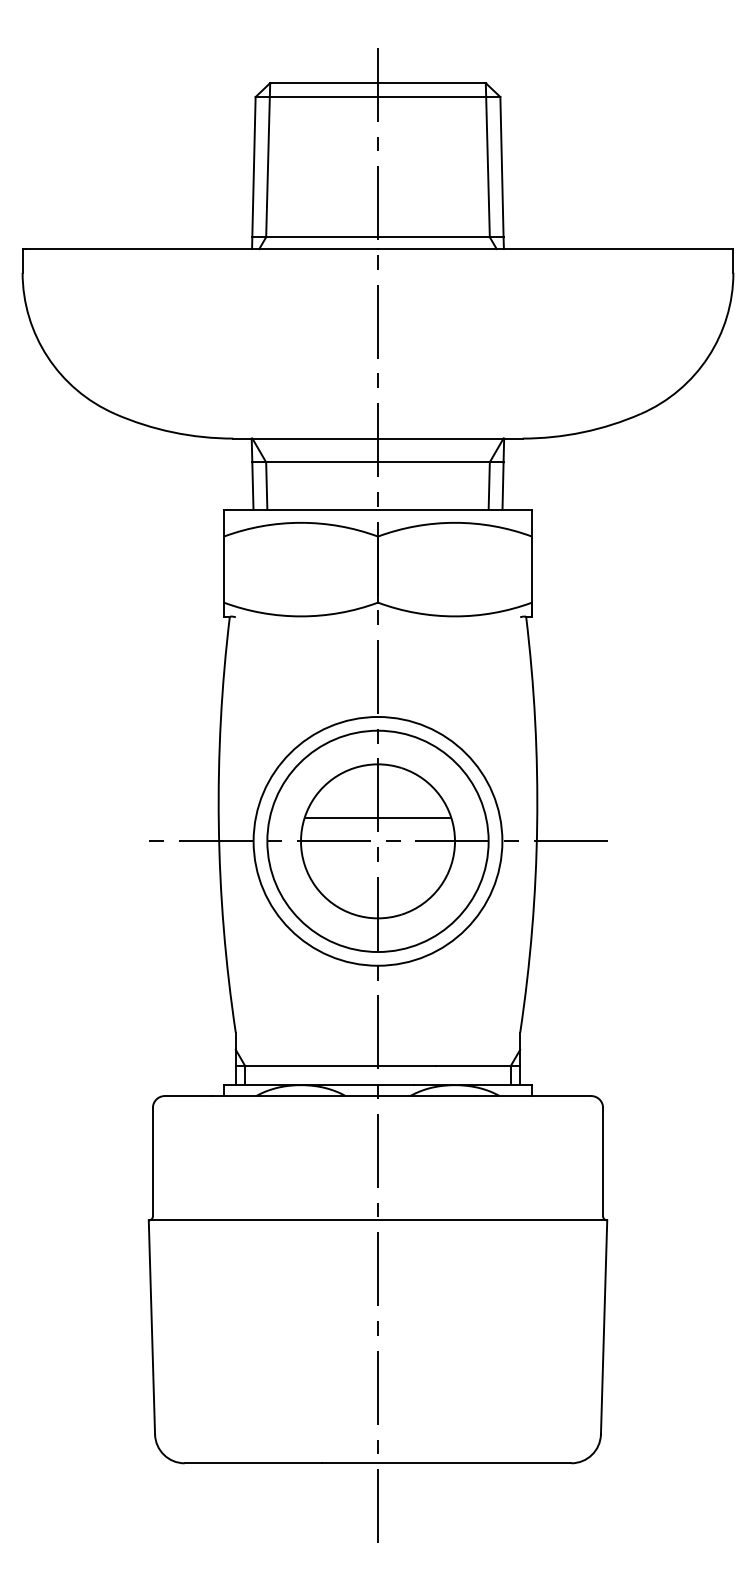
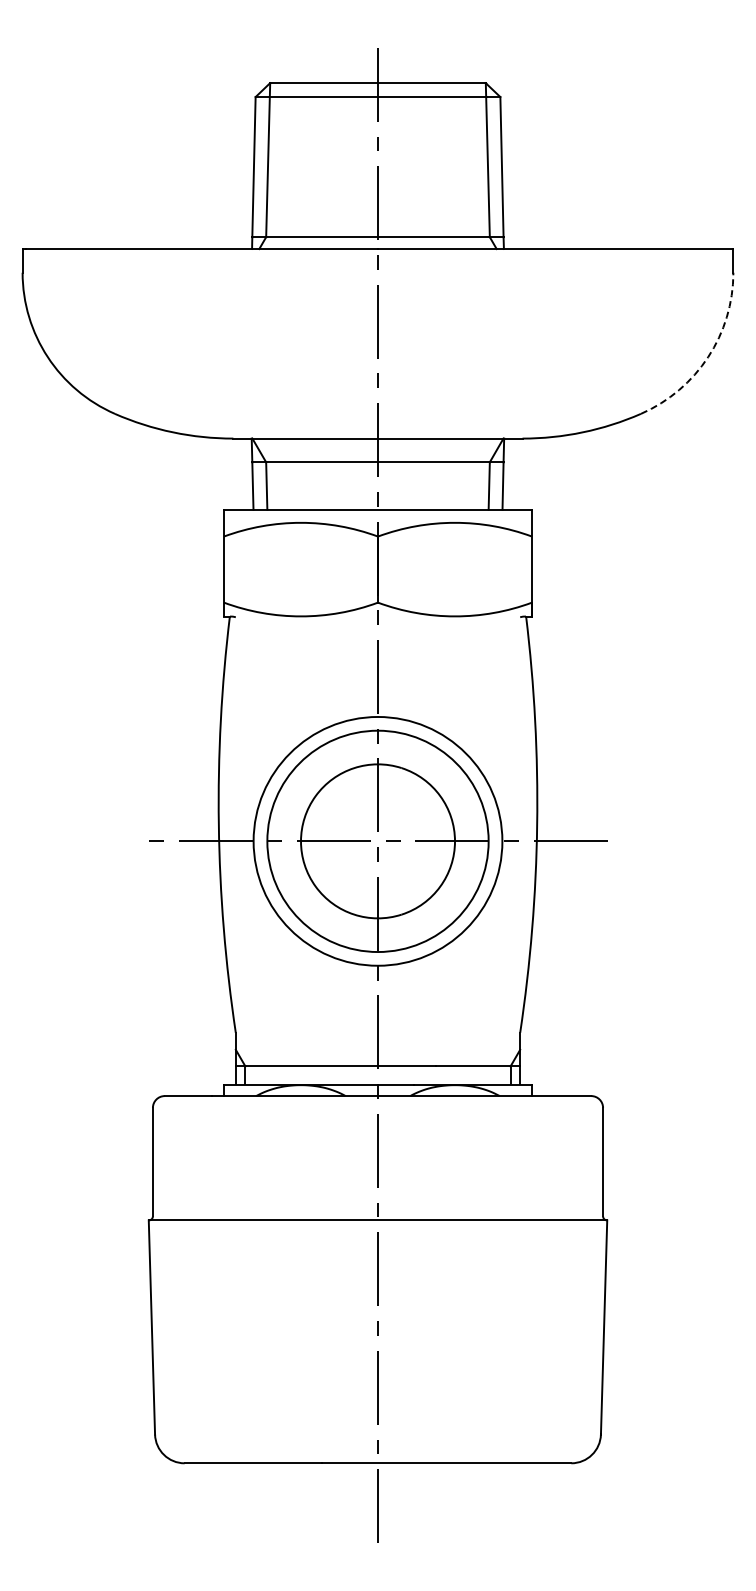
arc: solid -> dashed (708, 357)
line: present -> none (377, 817)
